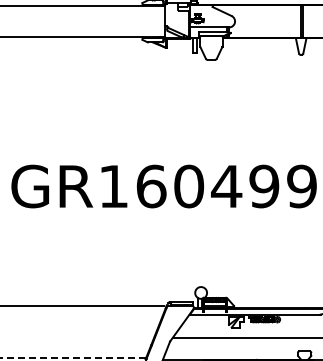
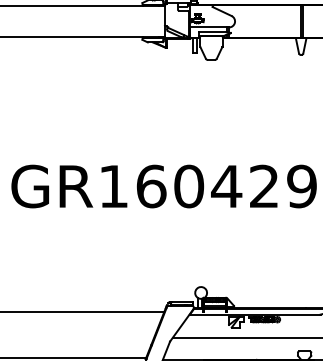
text: GR160499 -> GR160429 (264, 186)
line position: (83, 305) -> (83, 311) (83, 311)
line: dashed -> solid (73, 357)
